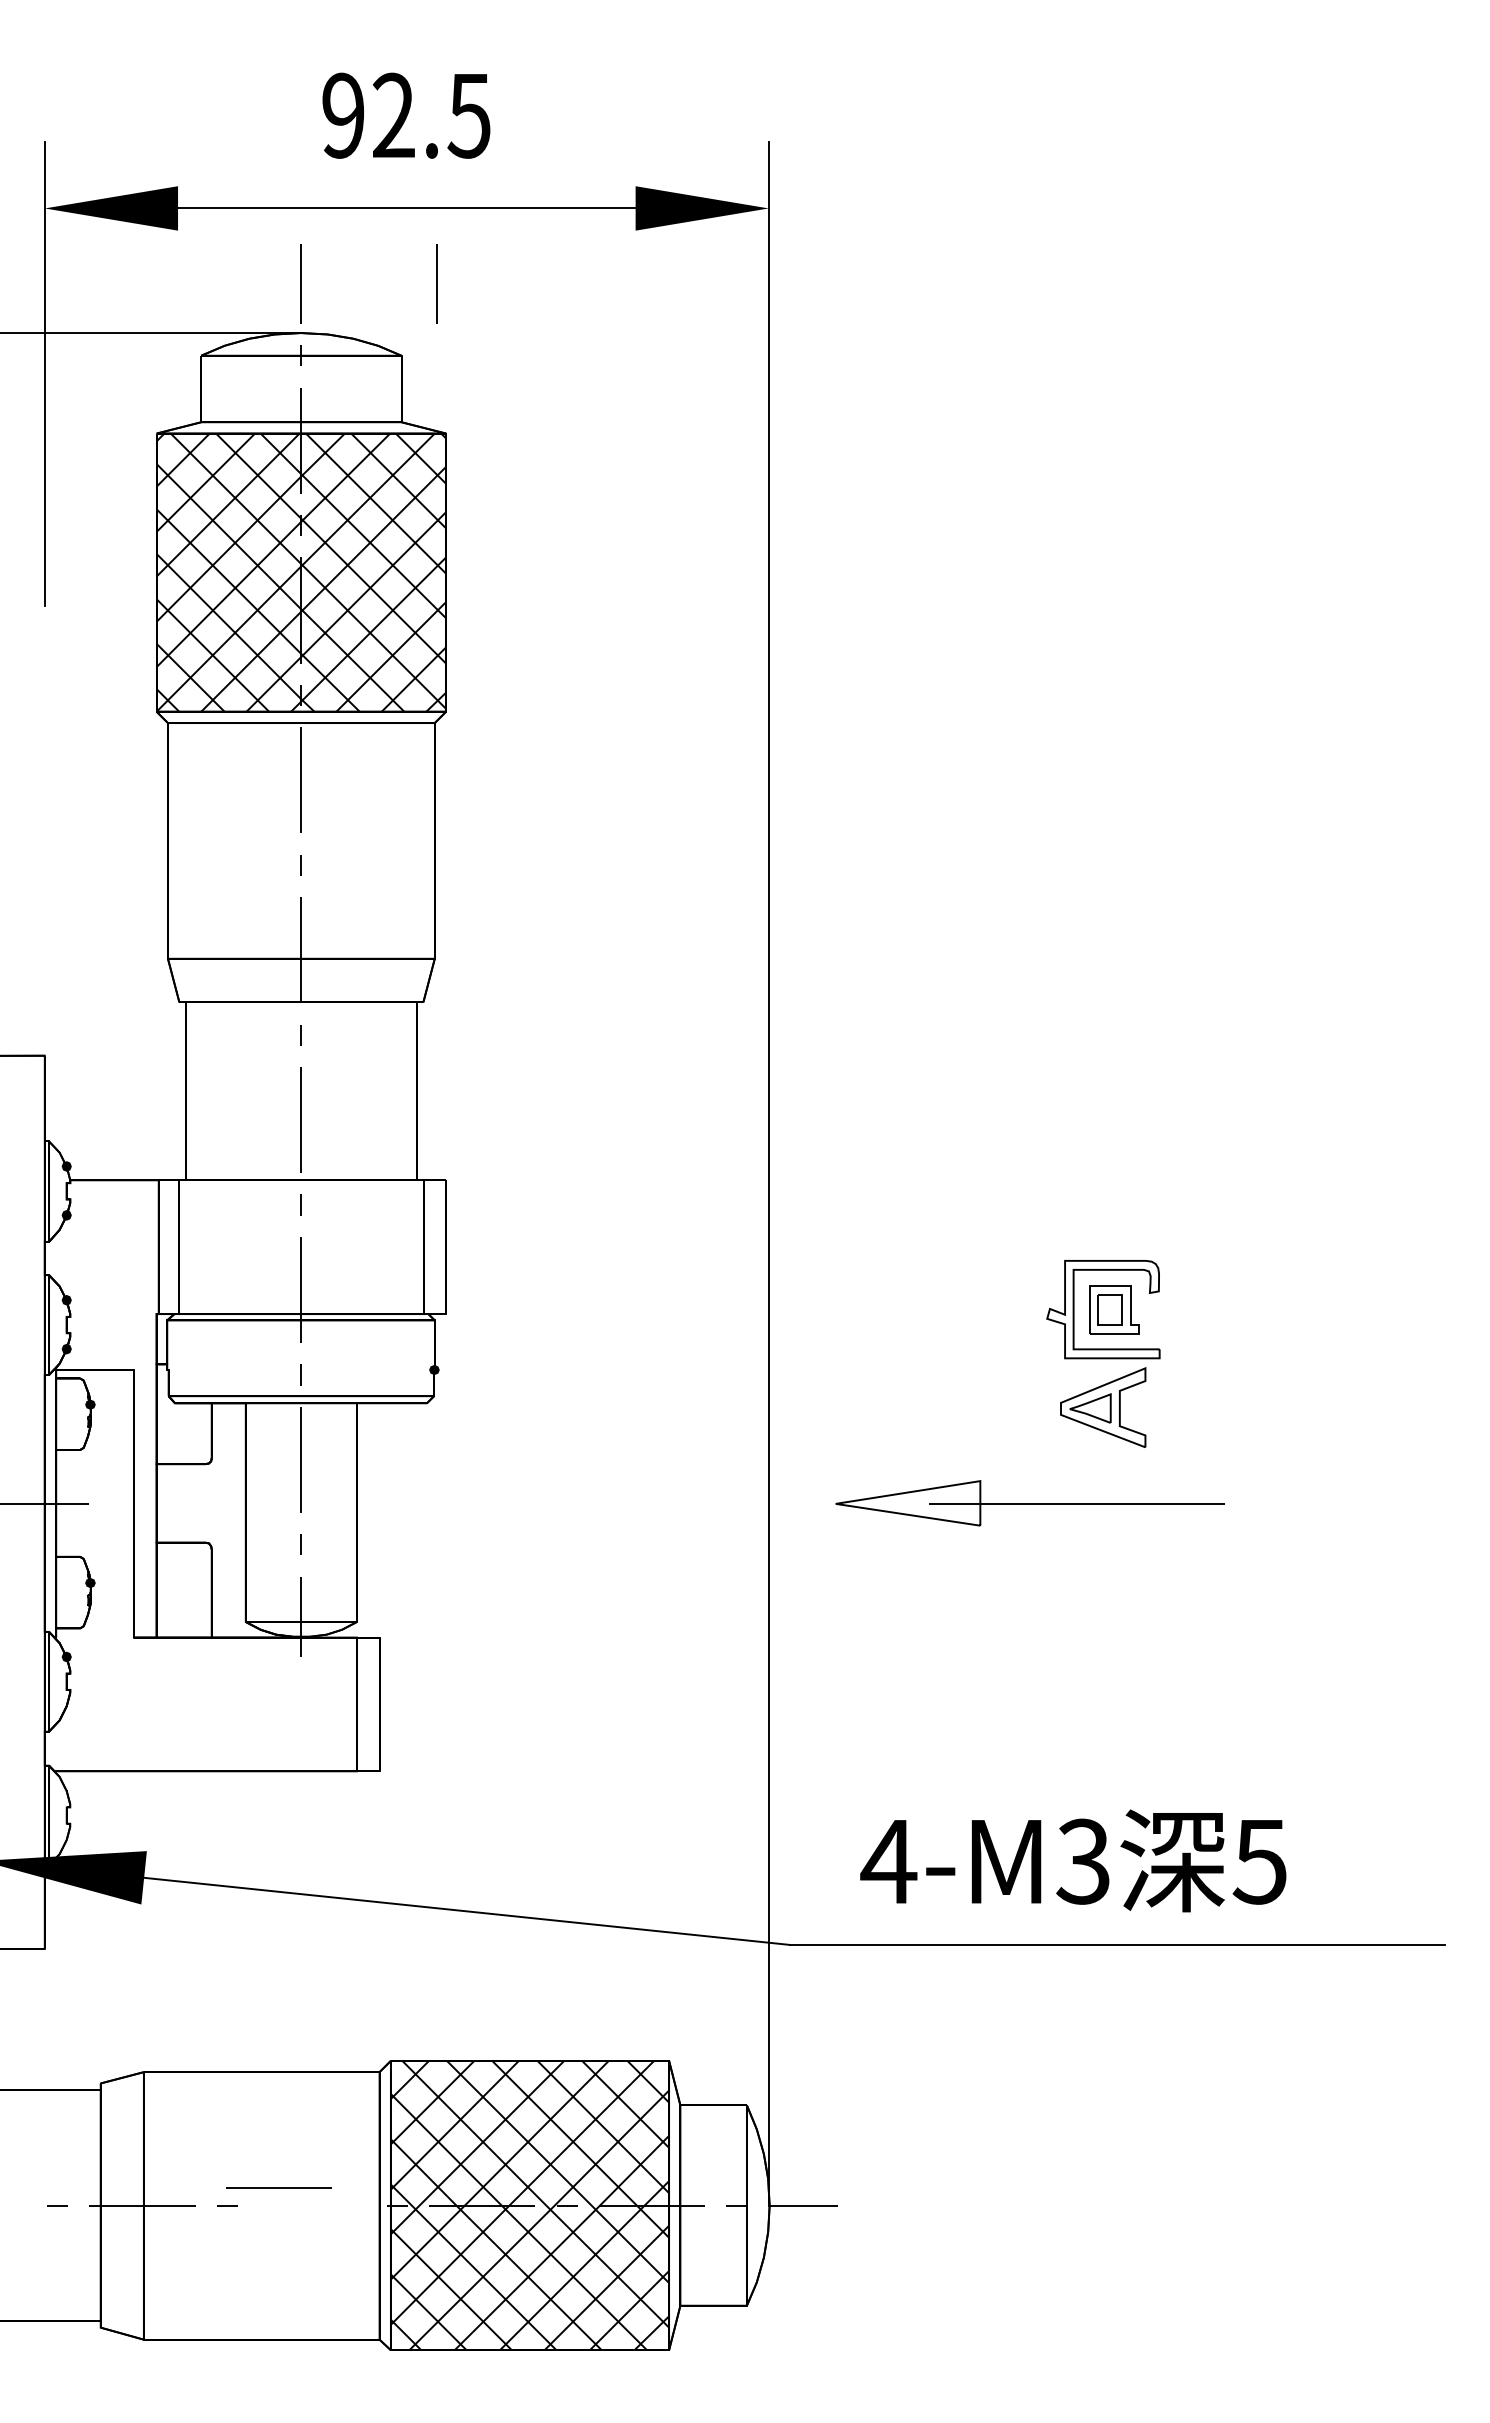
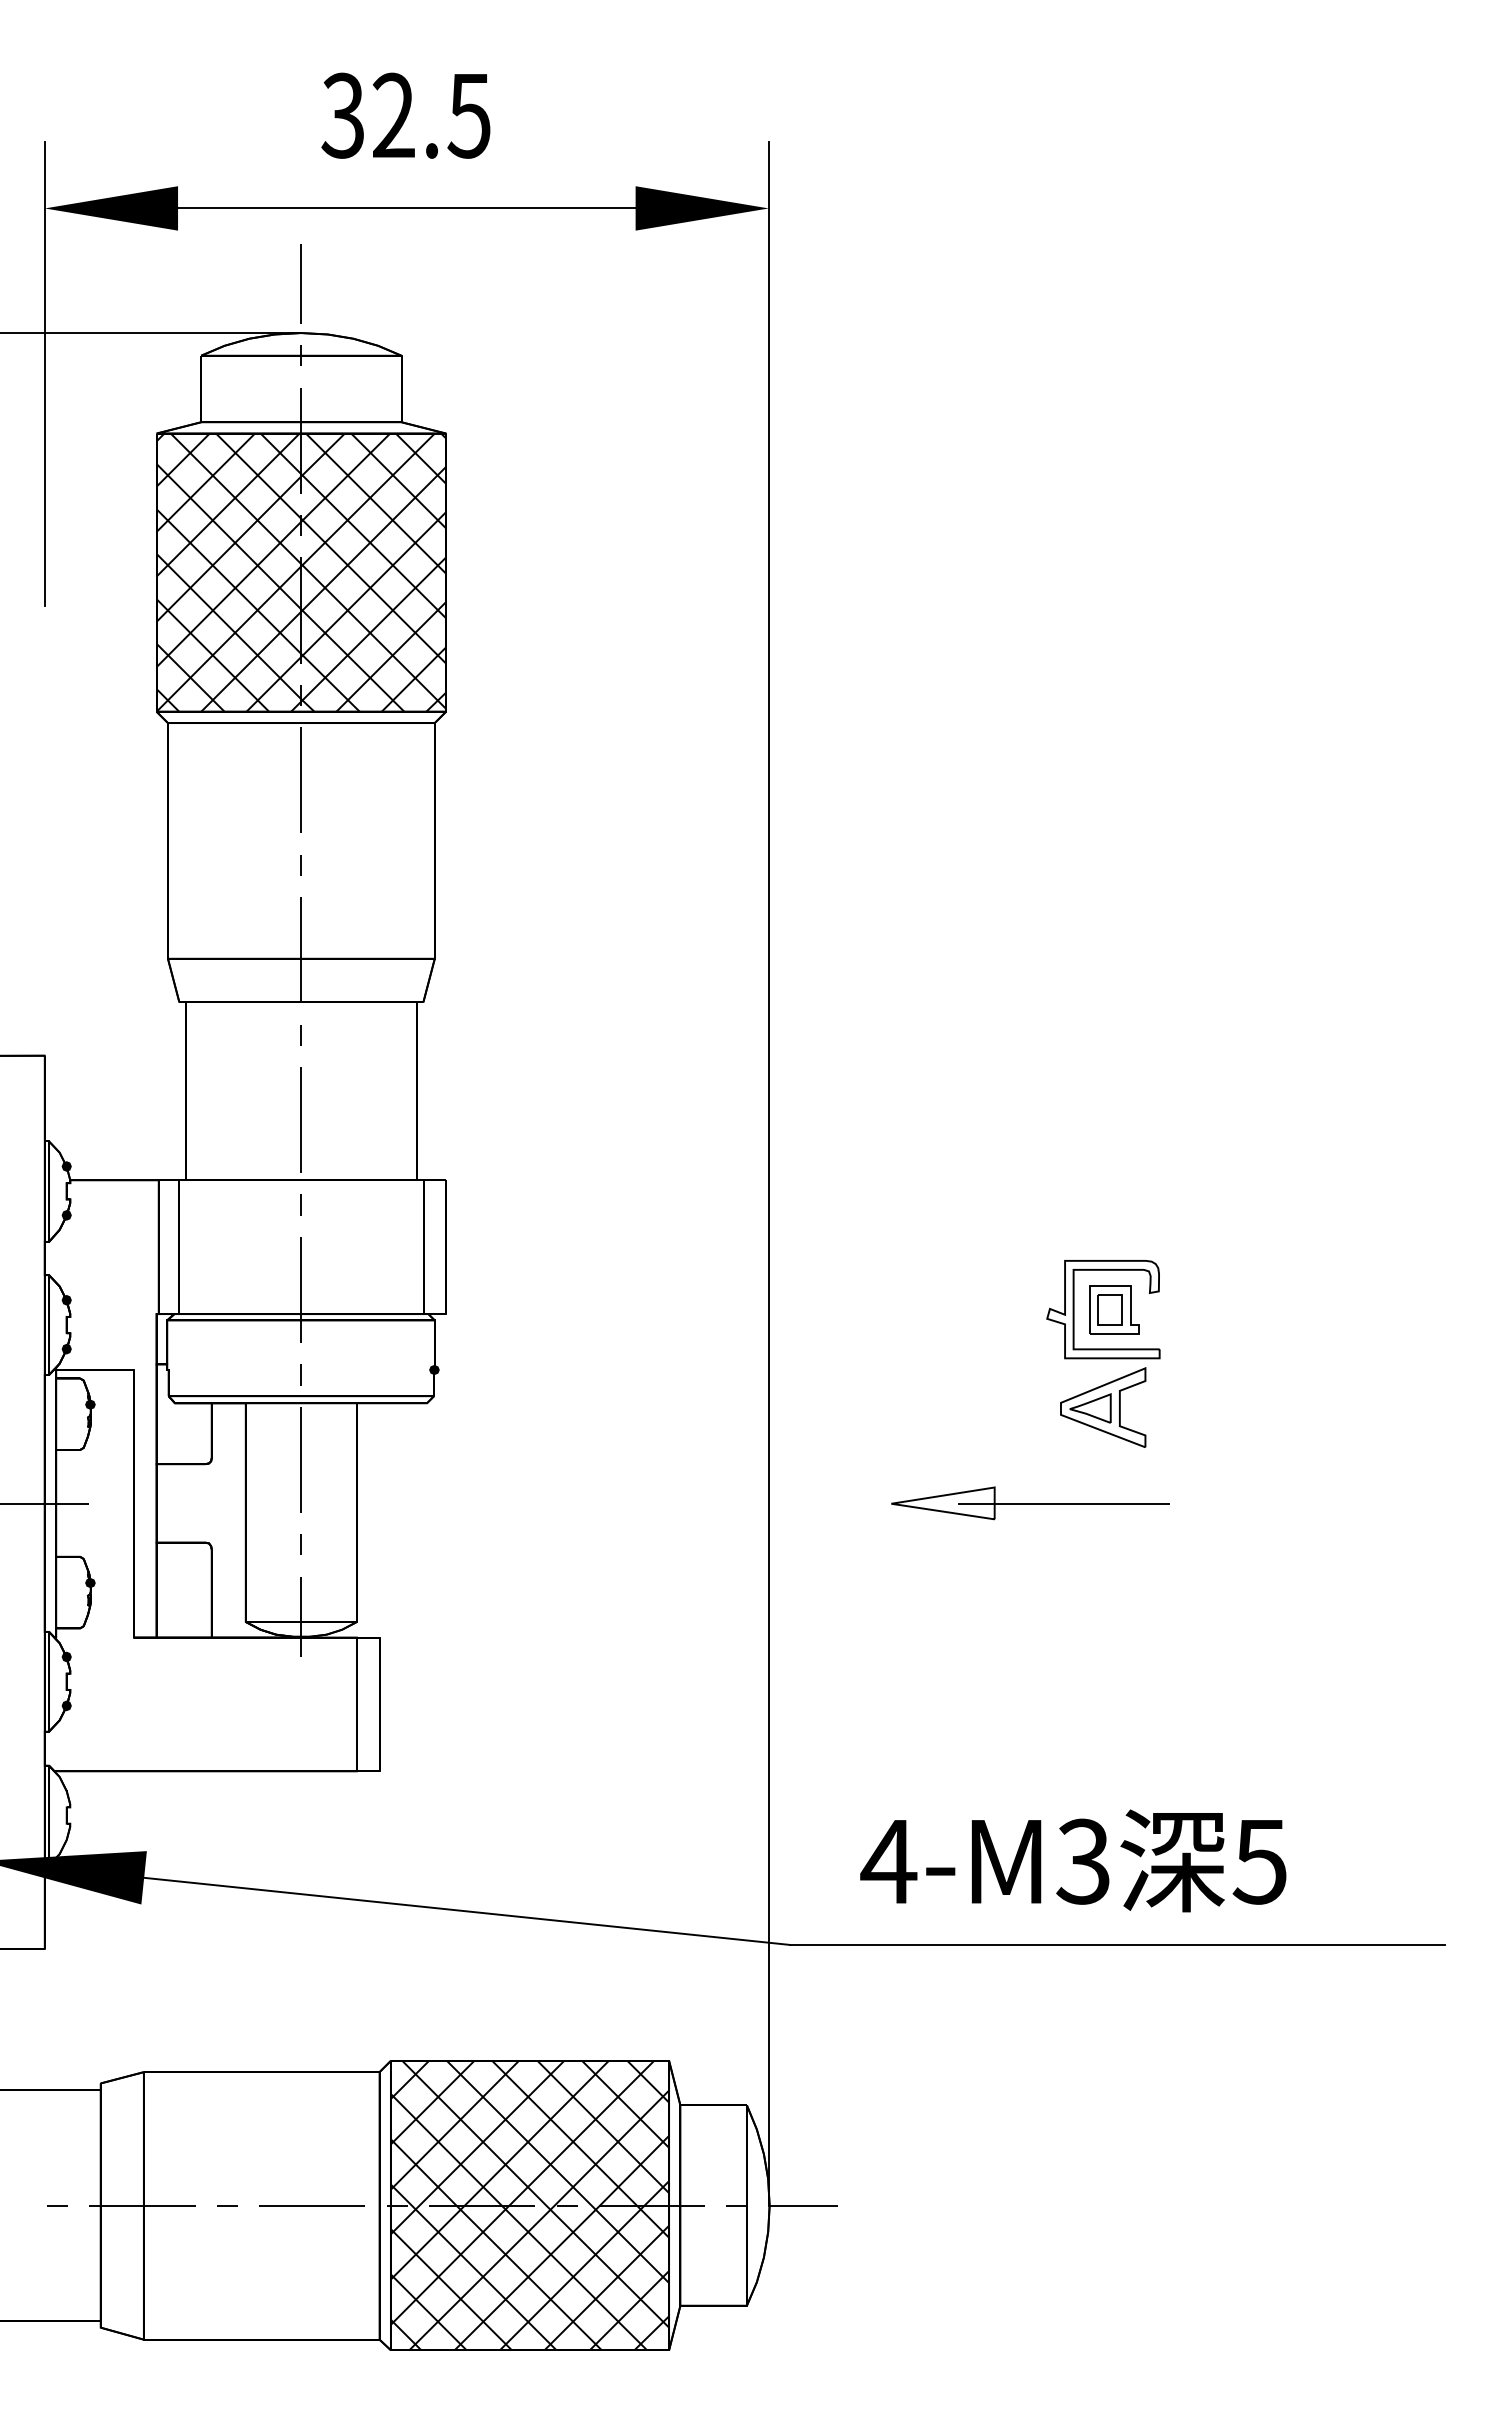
text: 92.5 -> 32.5 (342, 115)
line: present -> none (436, 283)
part size: 390x47 px -> 279x35 px (1030, 1503)
fill: none -> present (66, 1705)
line position: (278, 2187) -> (311, 2205) (311, 2205)
